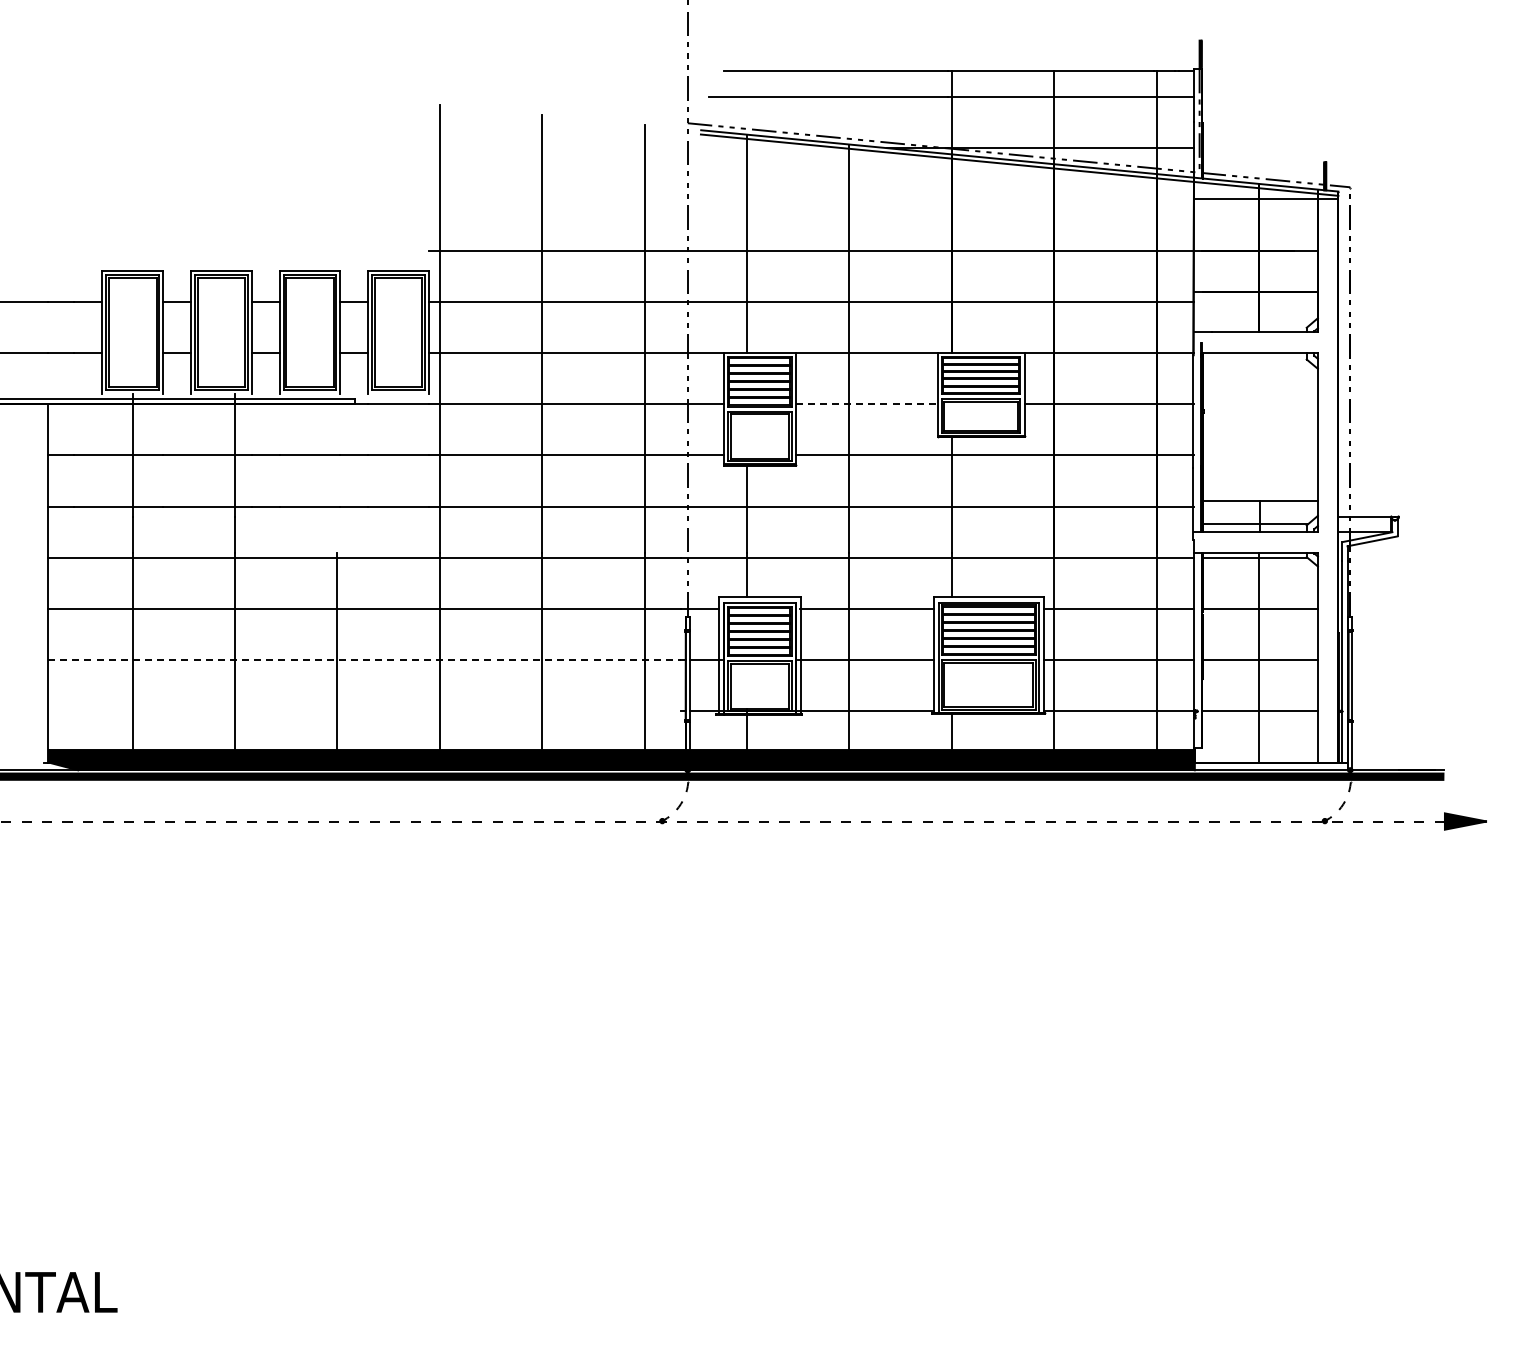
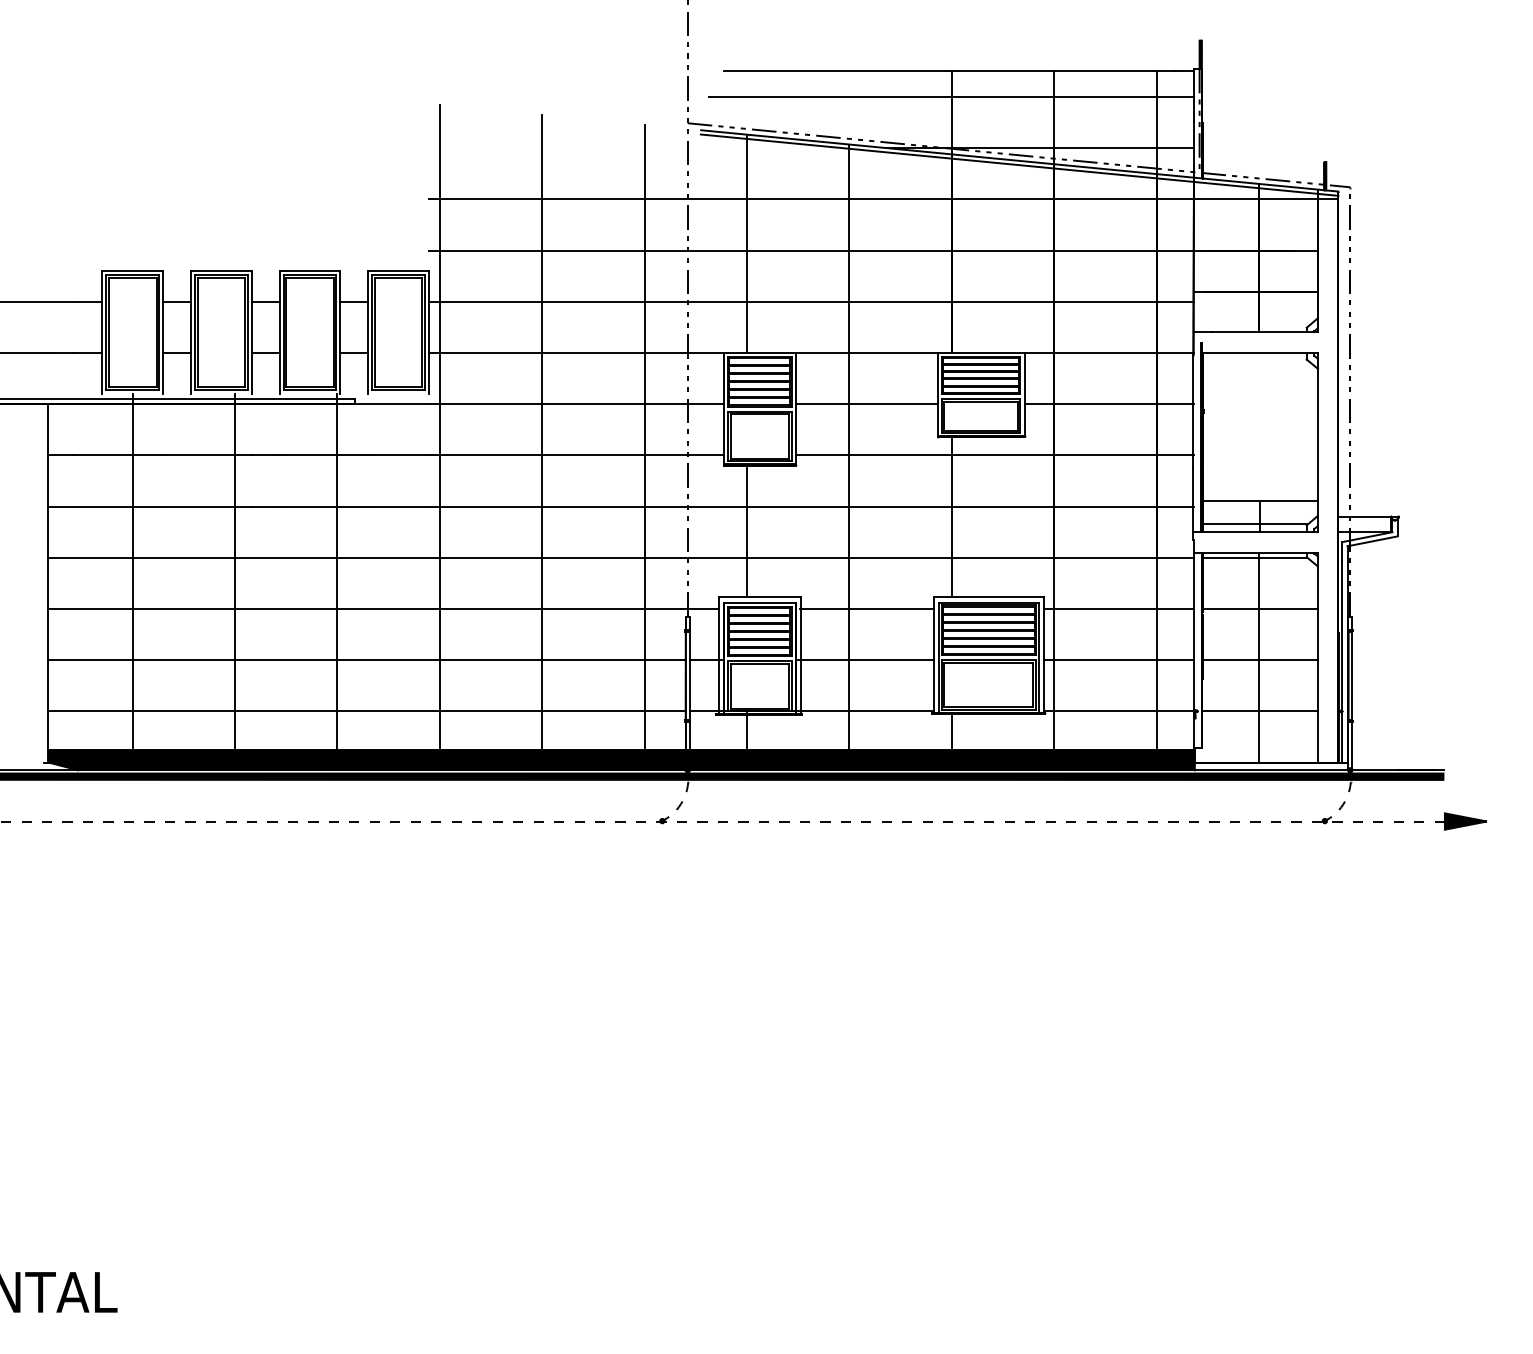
line: none -> present (811, 199)
line: dashed -> solid (866, 404)
line: none -> present (337, 472)
line: dashed -> solid (364, 660)
line: none -> present (364, 711)
